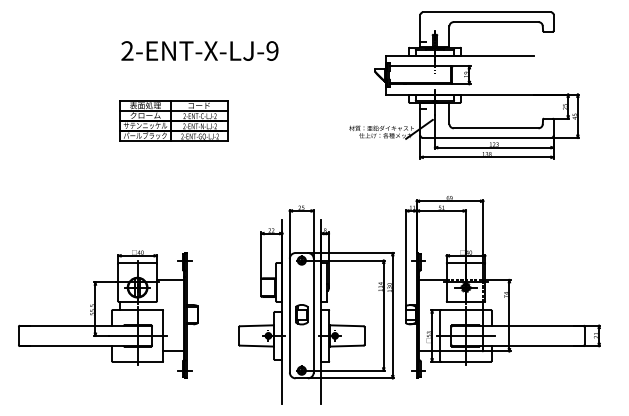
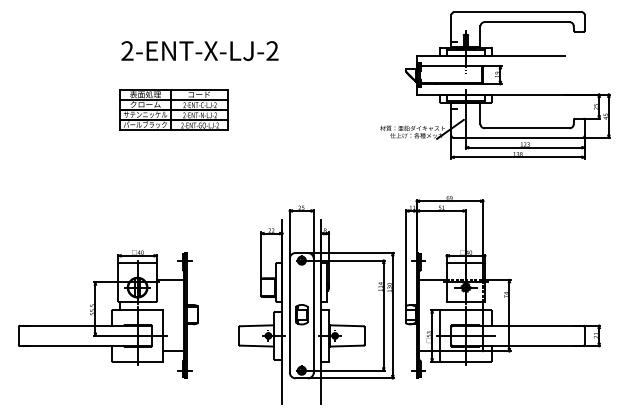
text: 2-ENT-X-LJ-9 -> 2-ENT-X-LJ-2 (272, 50)
part position: (464, 85) -> (495, 85) (495, 85)
part position: (173, 120) -> (173, 109) (173, 109)
